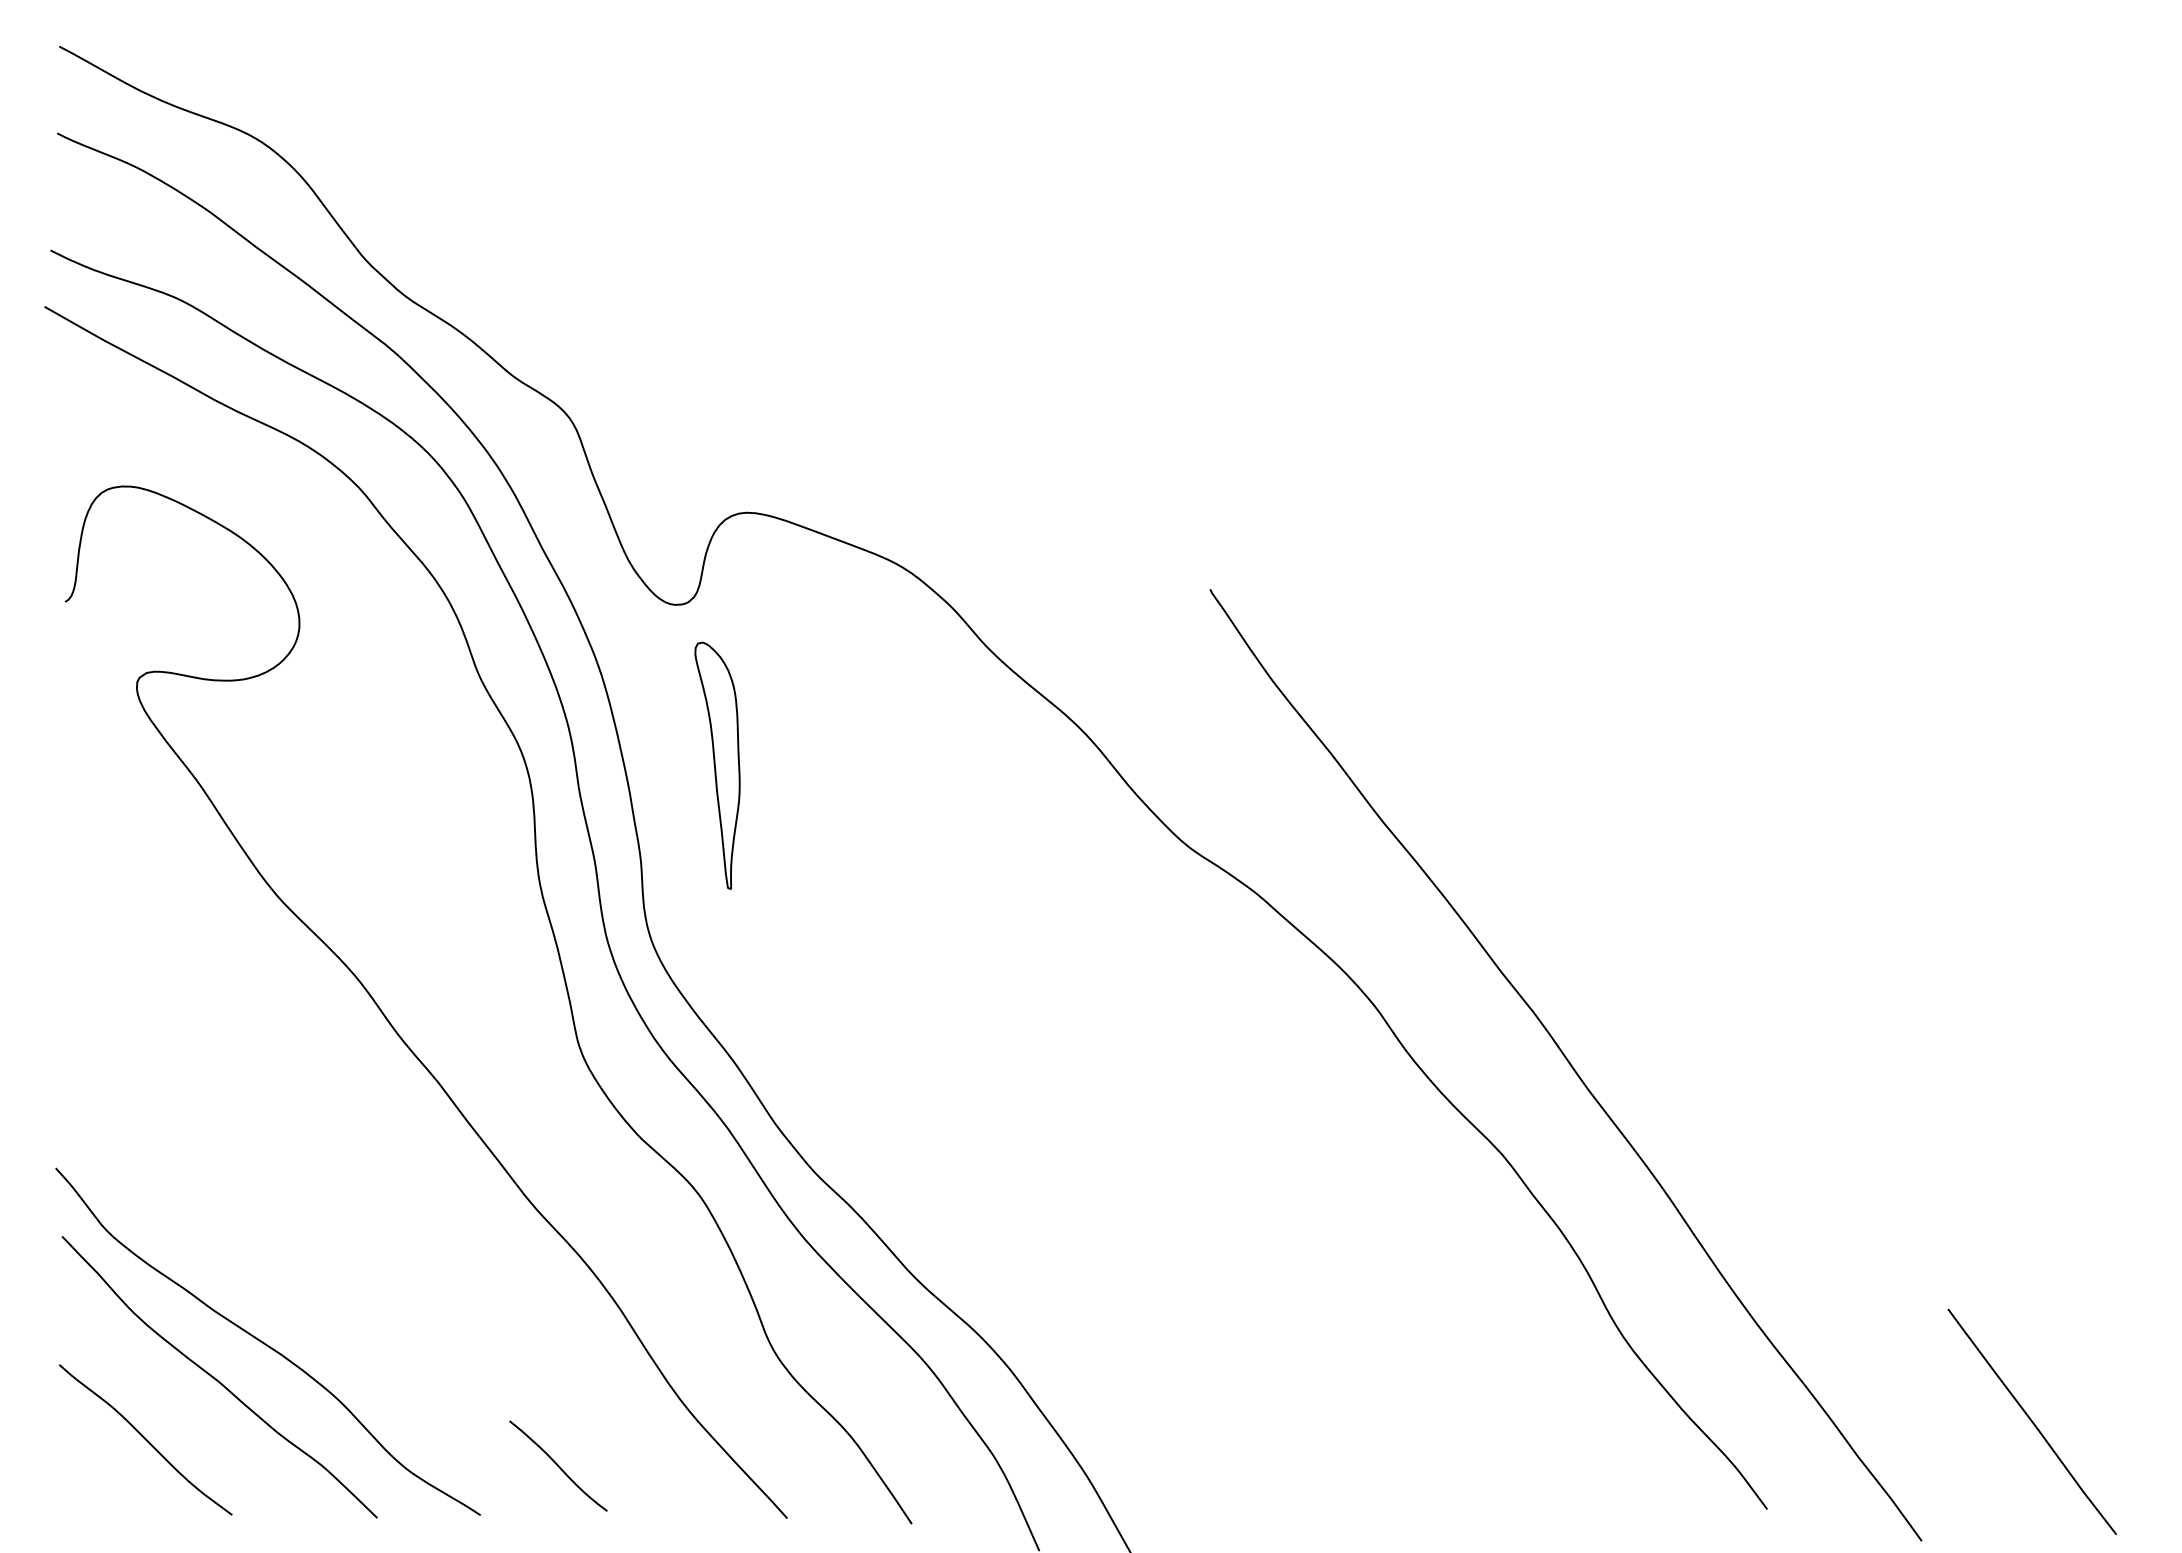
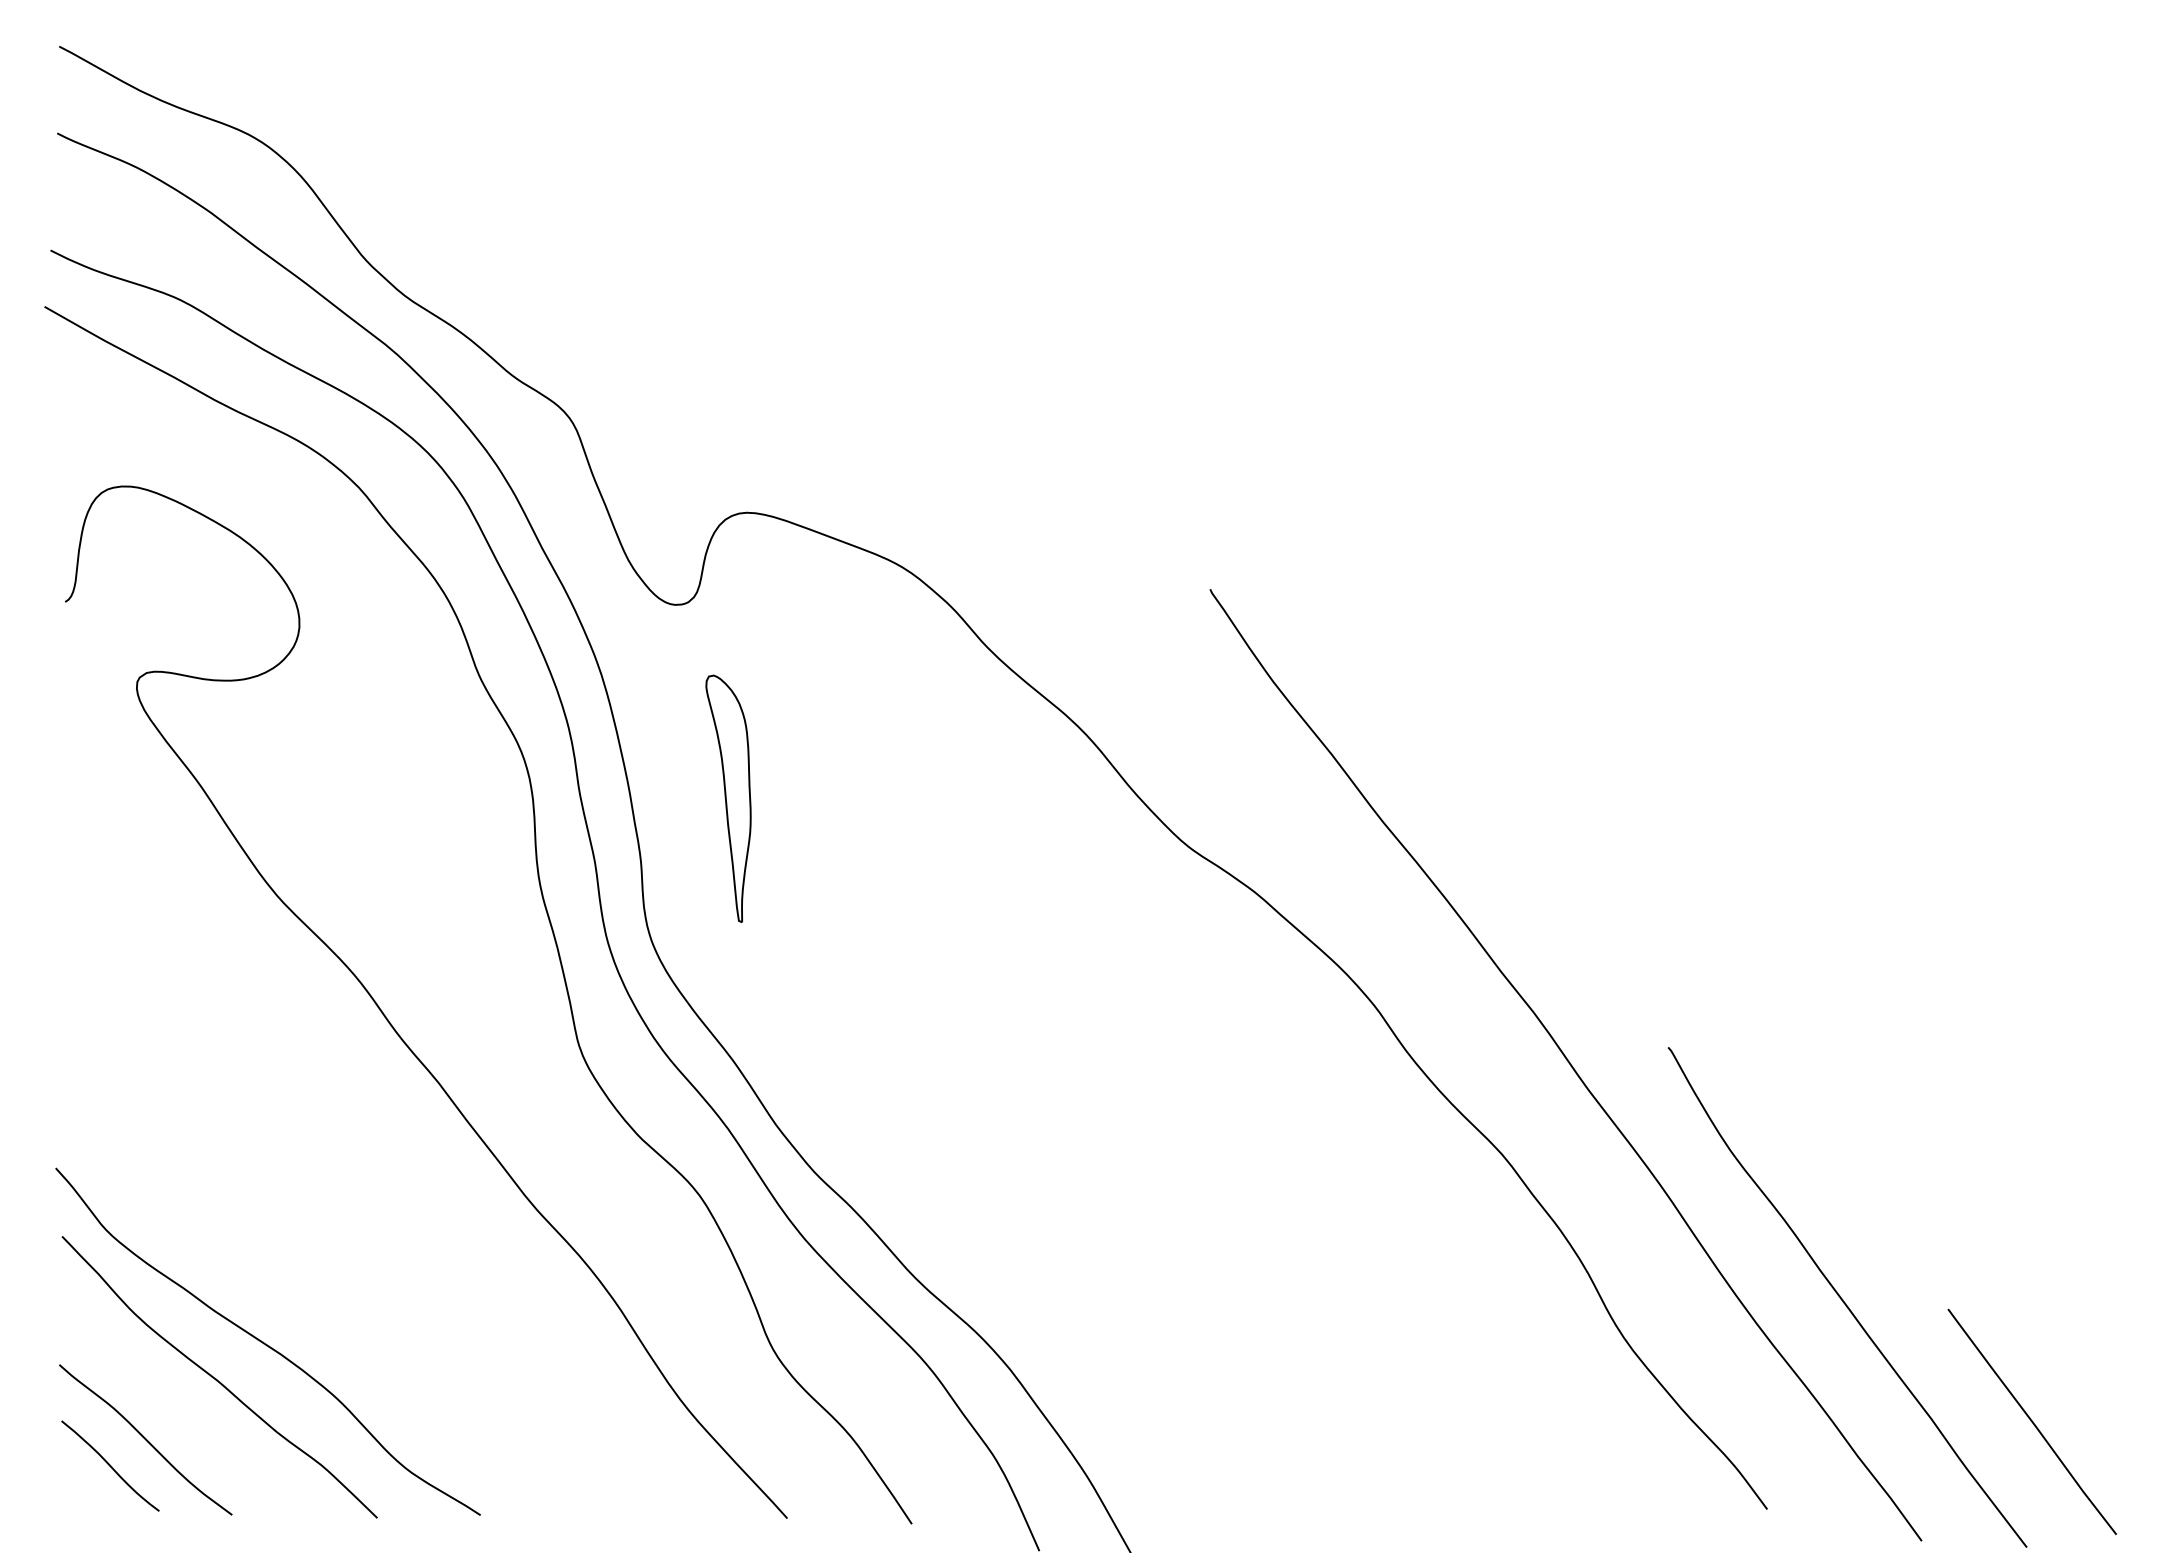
part position: (717, 765) -> (728, 798) (728, 798)
curve: none -> present (1843, 1299)
curve position: (558, 1465) -> (110, 1465) (110, 1465)
